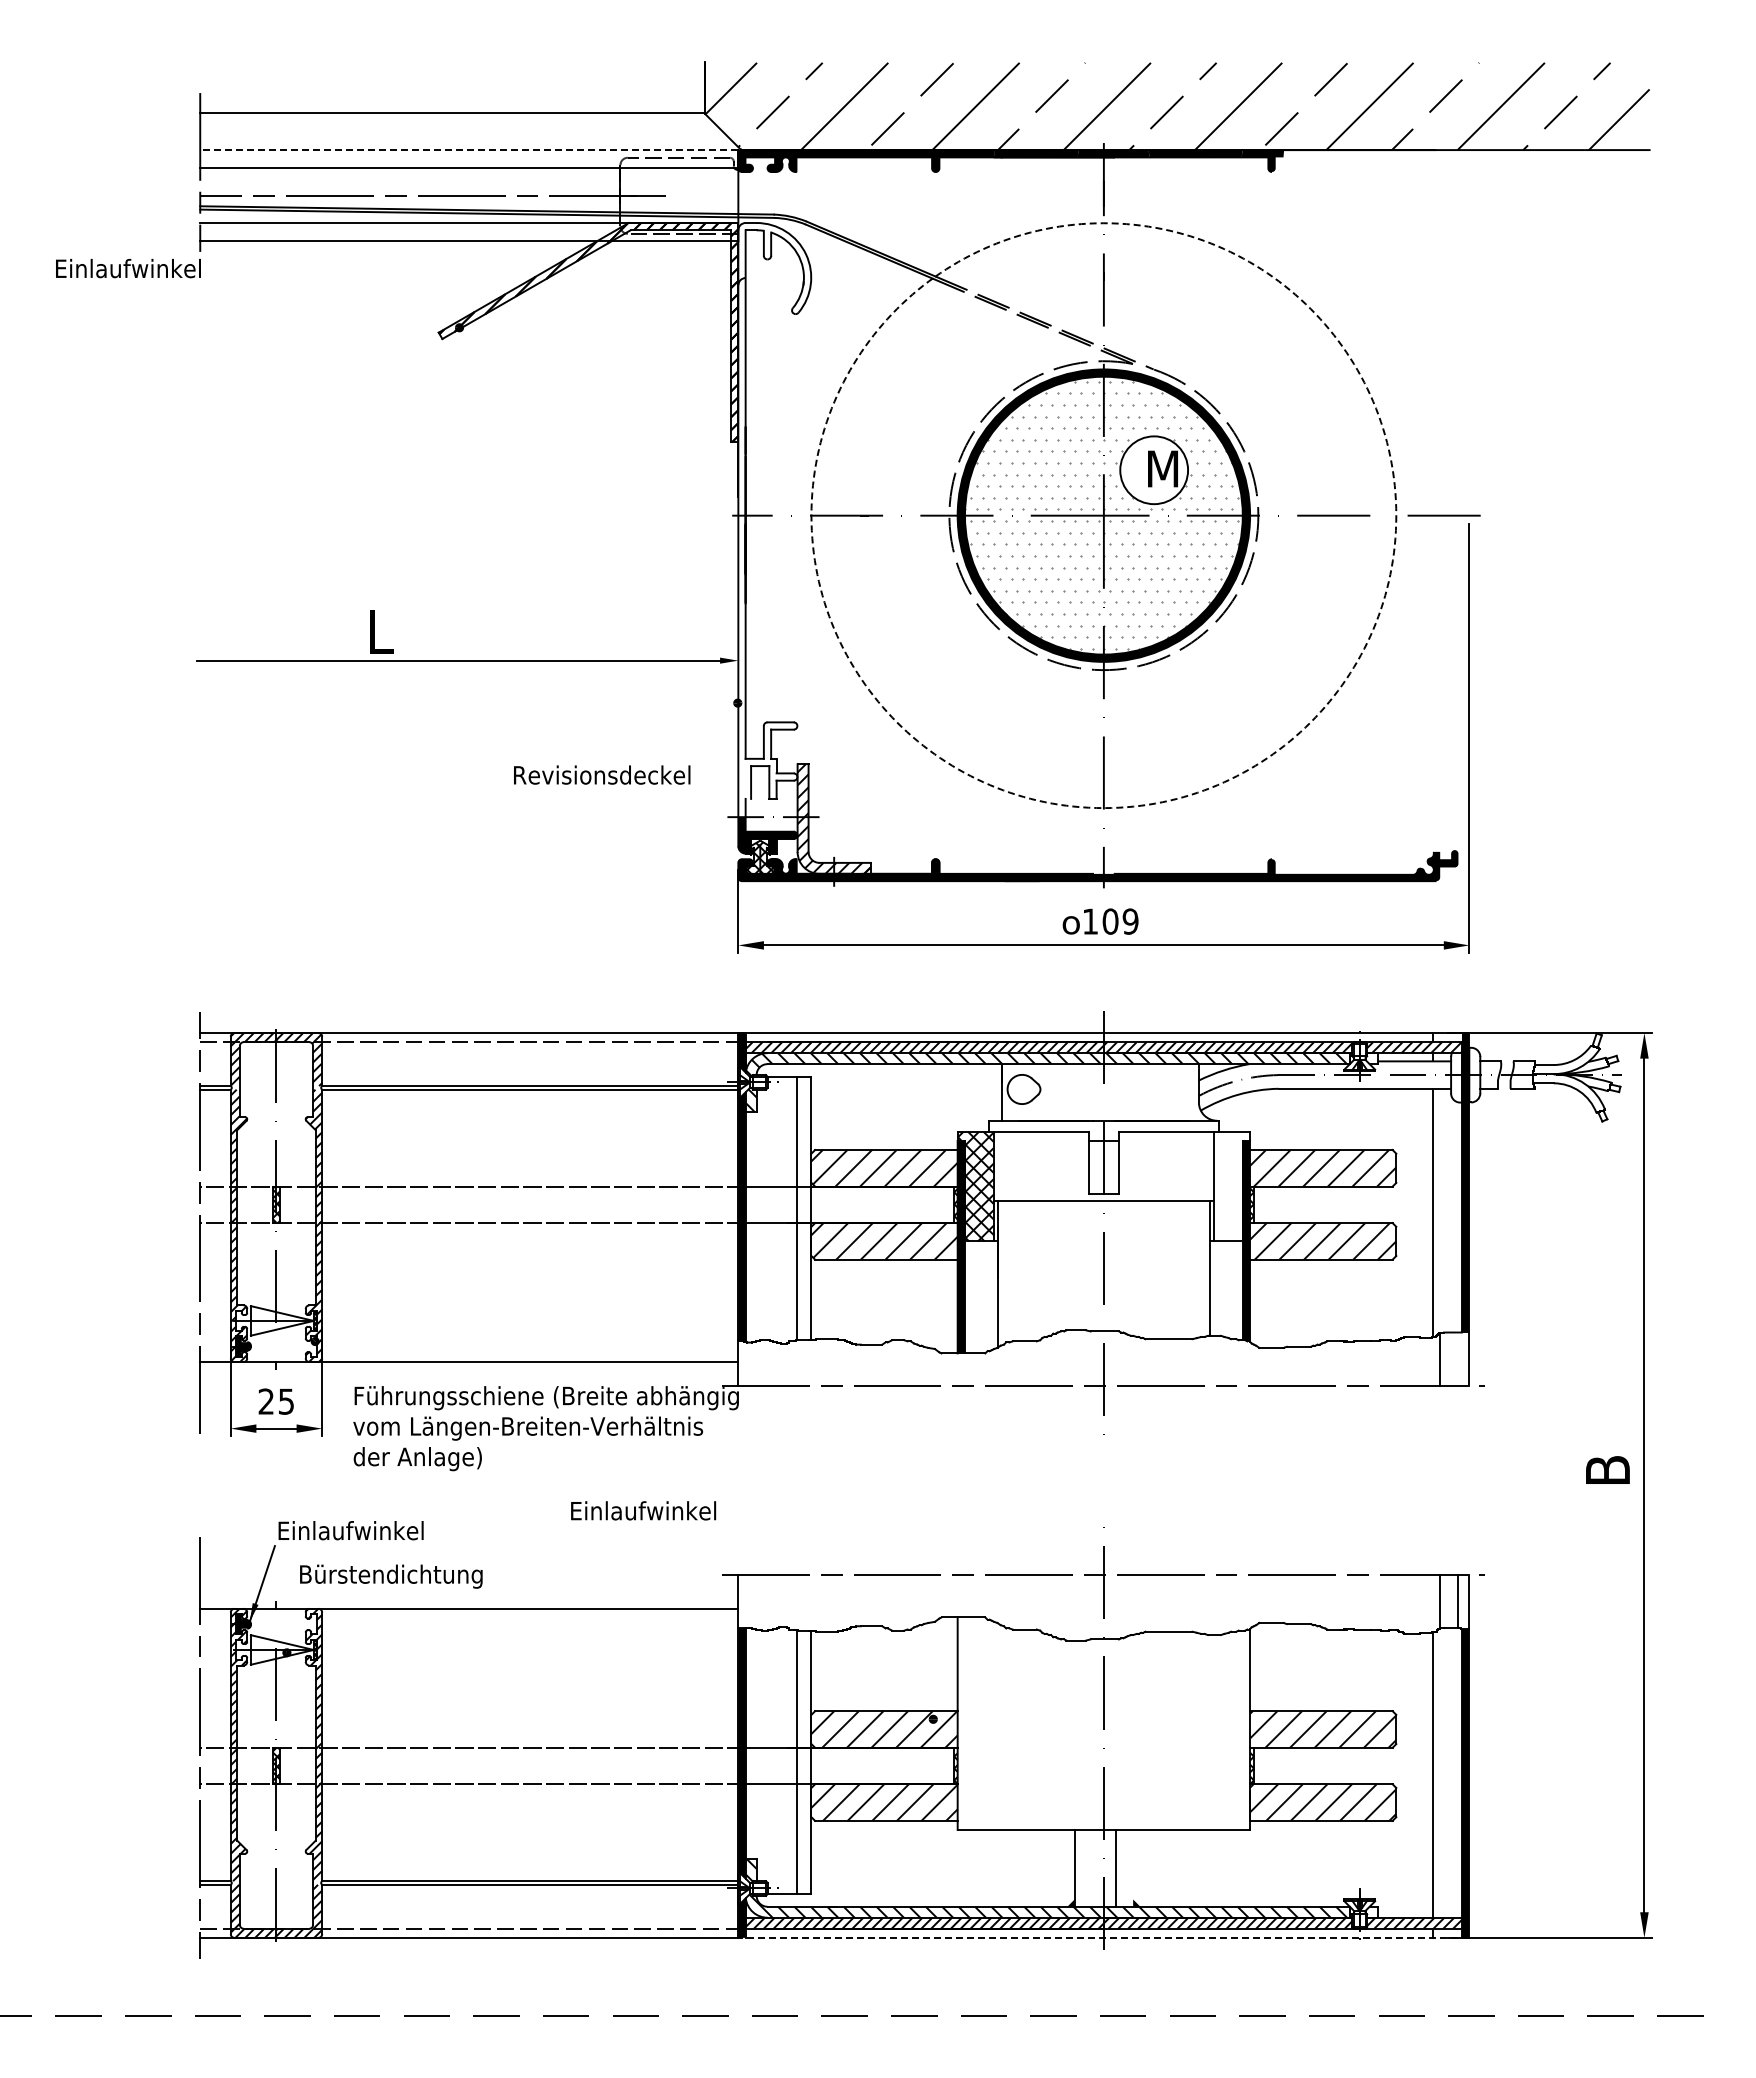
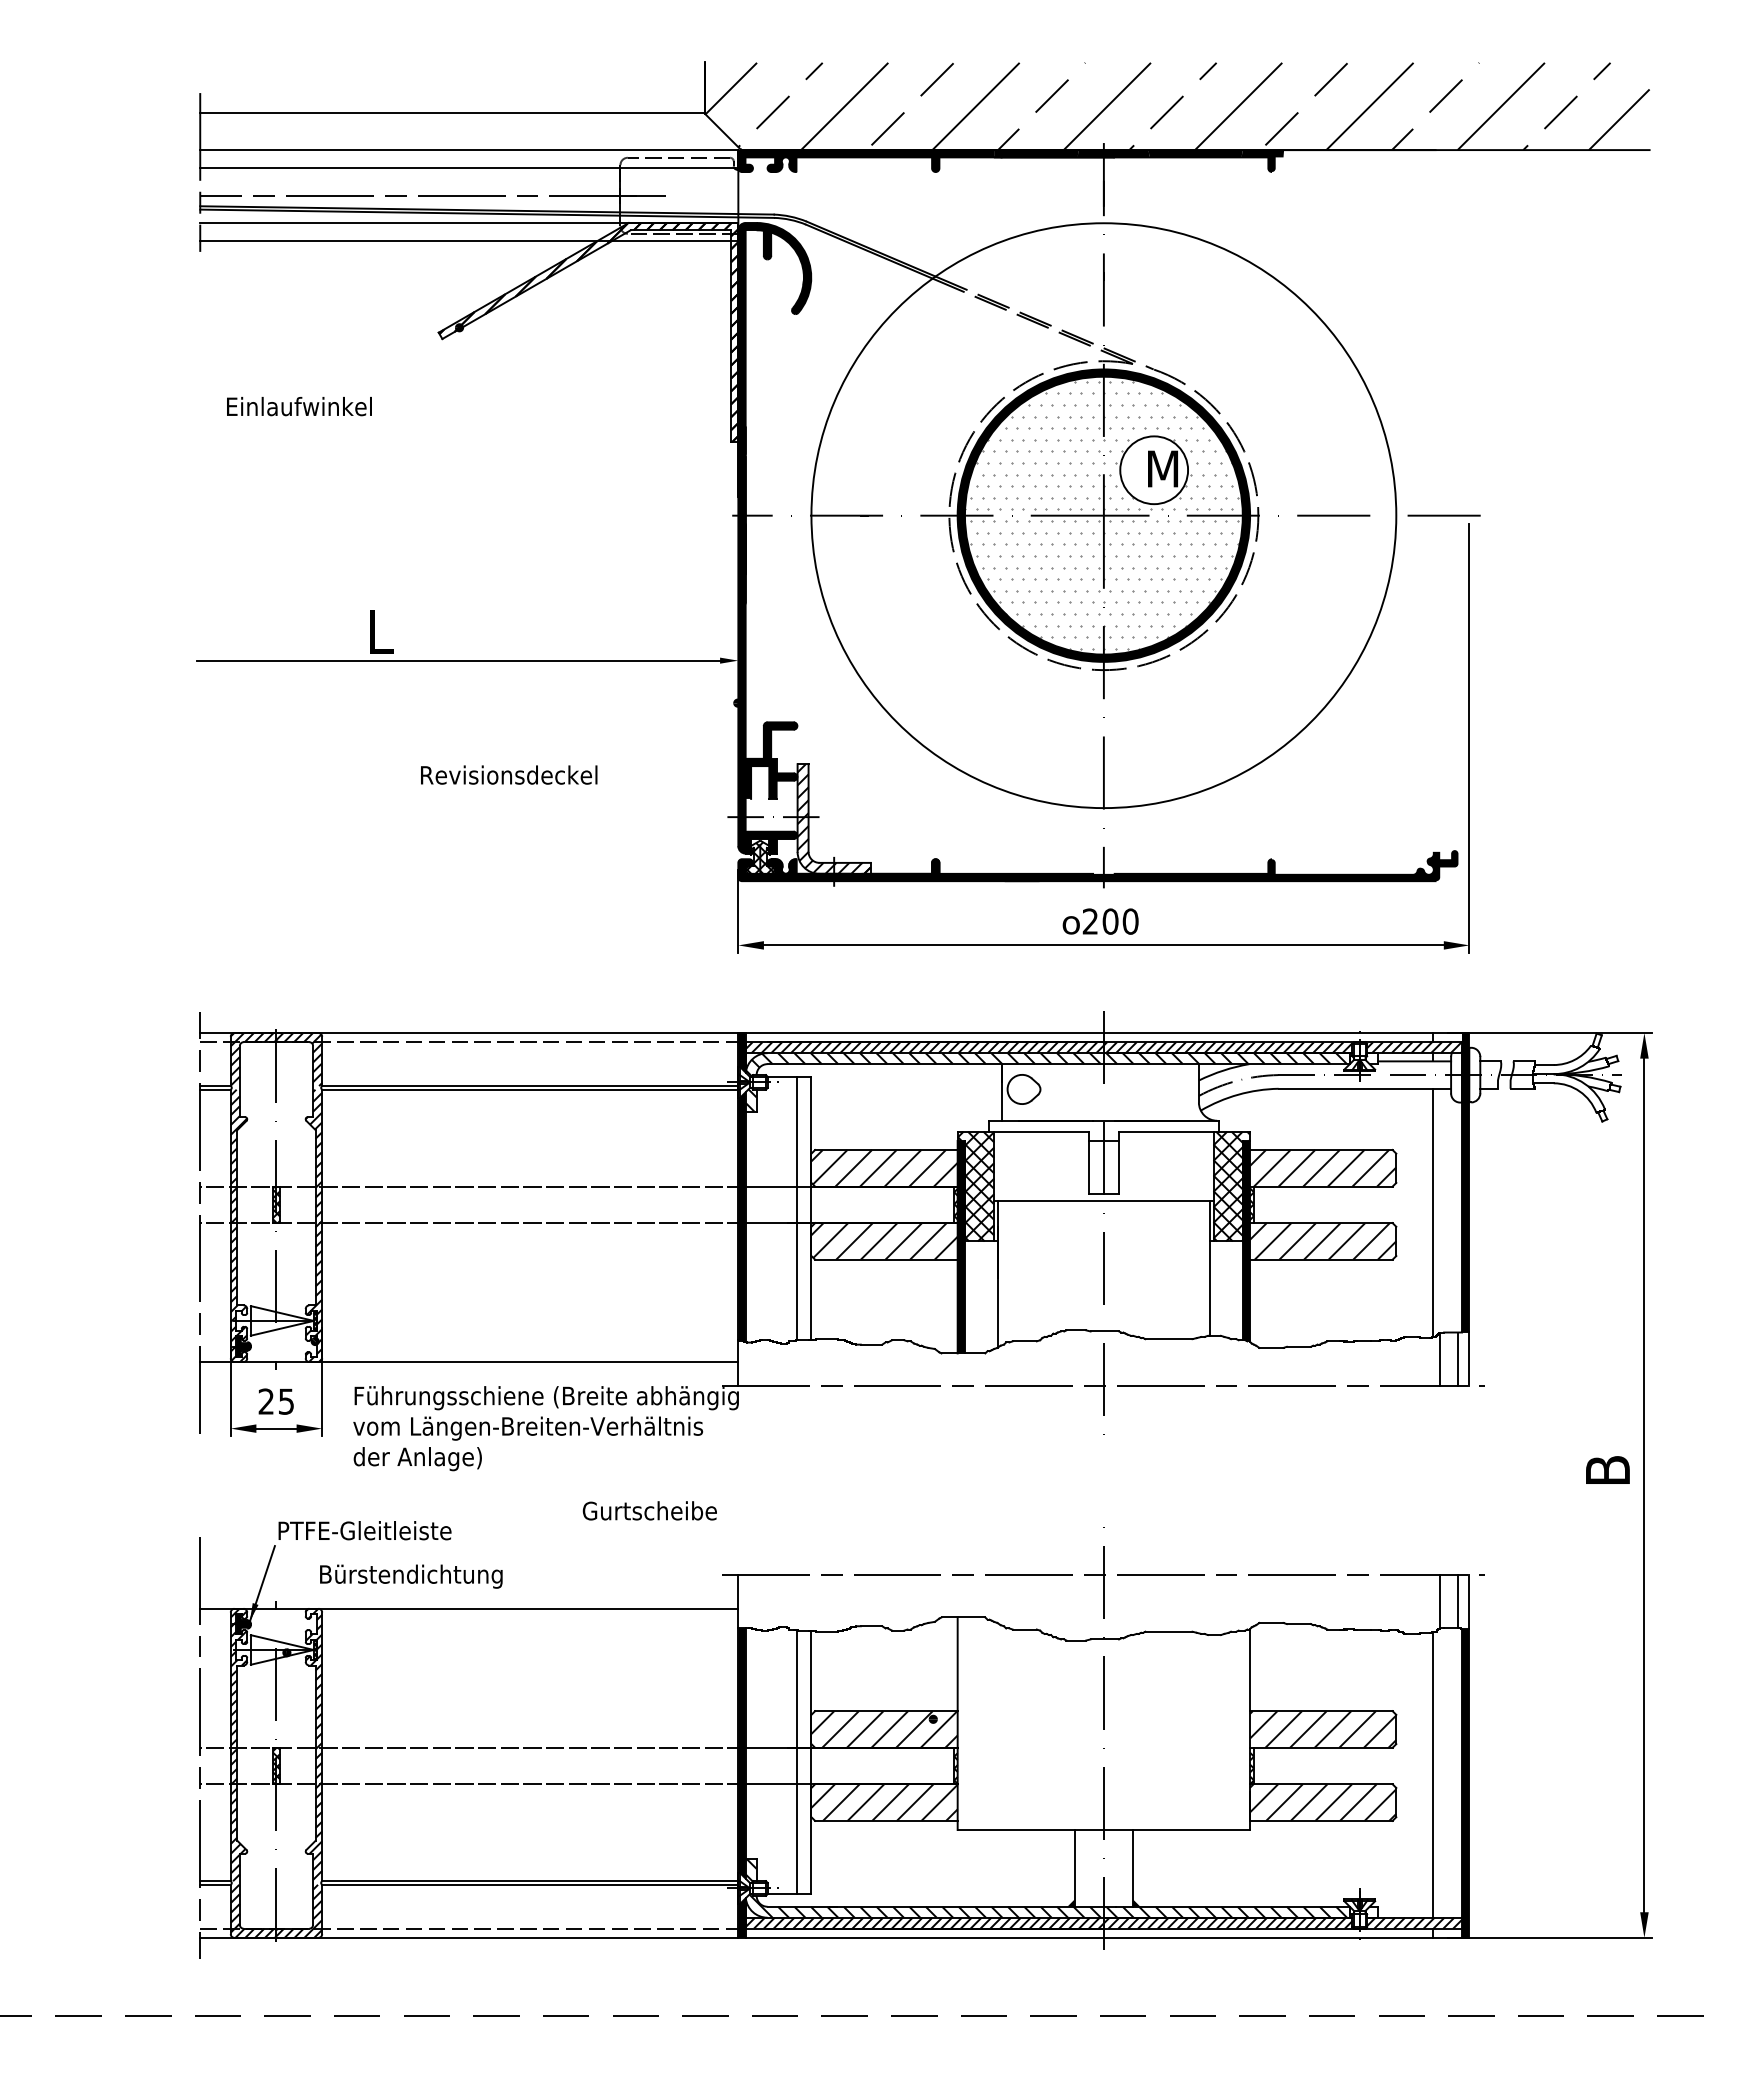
line: dashed -> solid (468, 150)
text position: (128, 268) -> (299, 406) (299, 406)
circle: dashed -> solid (1103, 515)
fill: none -> present (774, 538)
text position: (602, 774) -> (509, 774) (509, 774)
text: 109 -> 200 (1110, 921)
hatch: none -> present (1231, 1186)
line: none -> present (1458, 1359)
text: Einlaufwinkel -> Gurtscheibe (643, 1510)
text: Einlaufwinkel -> PTFE-Gleitleiste (365, 1530)
text position: (391, 1576) -> (411, 1576) (411, 1576)
line position: (1116, 1868) -> (1133, 1868) (1133, 1868)
line: dashed -> solid (1103, 1937)
